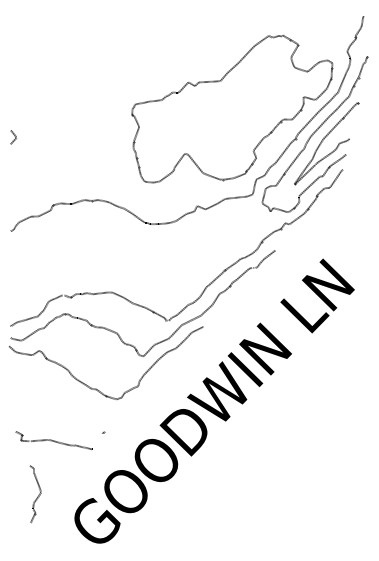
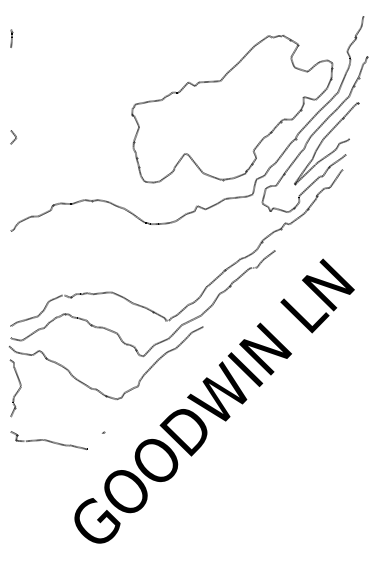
curve: none -> present (11, 38)
curve position: (53, 440) -> (48, 440) (48, 440)
curve position: (37, 496) -> (17, 390) (17, 390)
